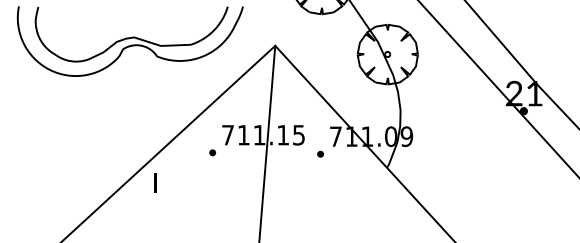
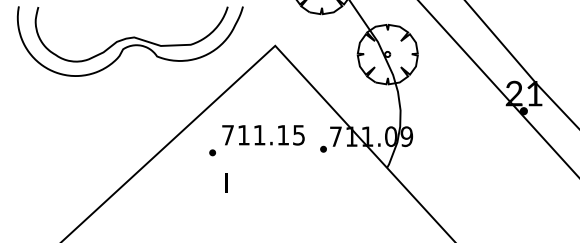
line: present -> none (267, 142)
part position: (320, 153) -> (323, 148) (323, 148)
text position: (155, 182) -> (226, 182) (226, 182)
